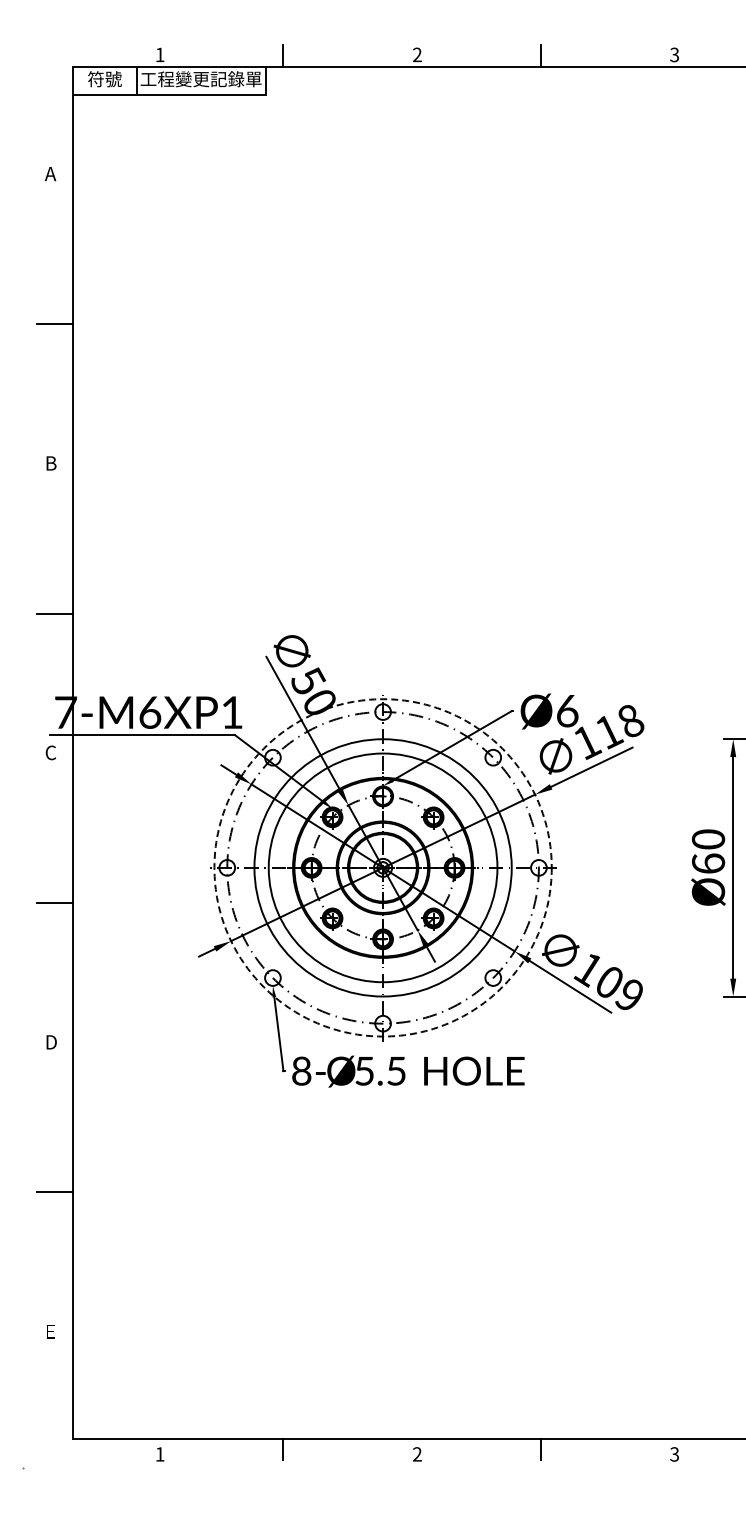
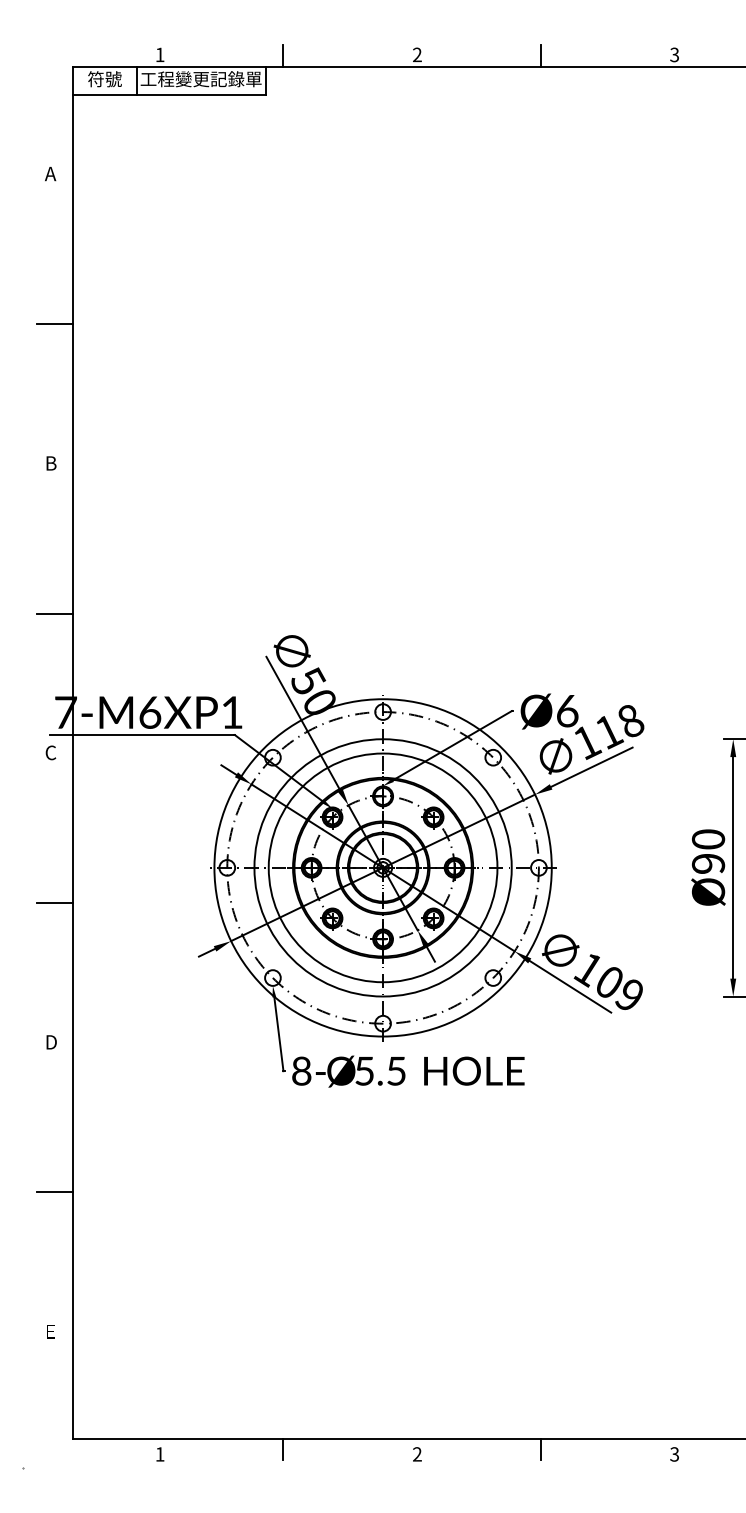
text: Ø60 -> Ø90 (708, 863)
circle: dashed -> solid (382, 867)
